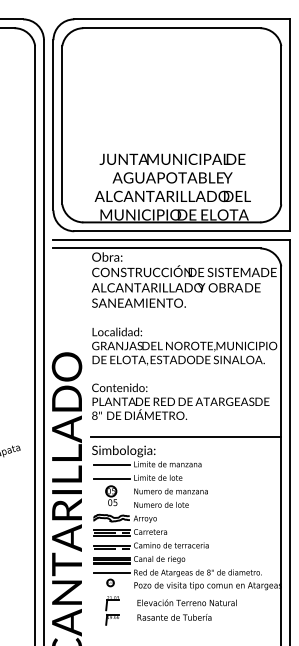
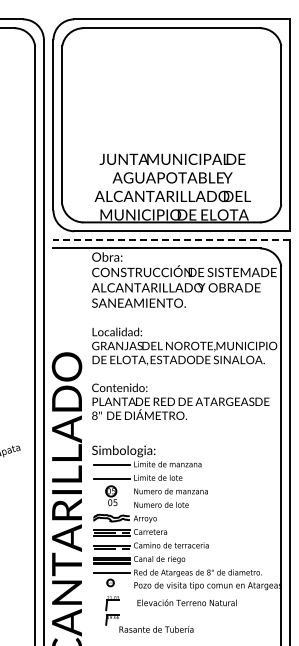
line: solid -> dashed (171, 239)
line: present -> none (185, 437)
text position: (174, 617) -> (156, 629) (156, 629)
